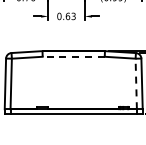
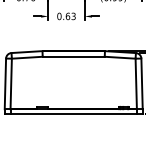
line: dashed -> solid (73, 56)
line: dashed -> solid (136, 83)
